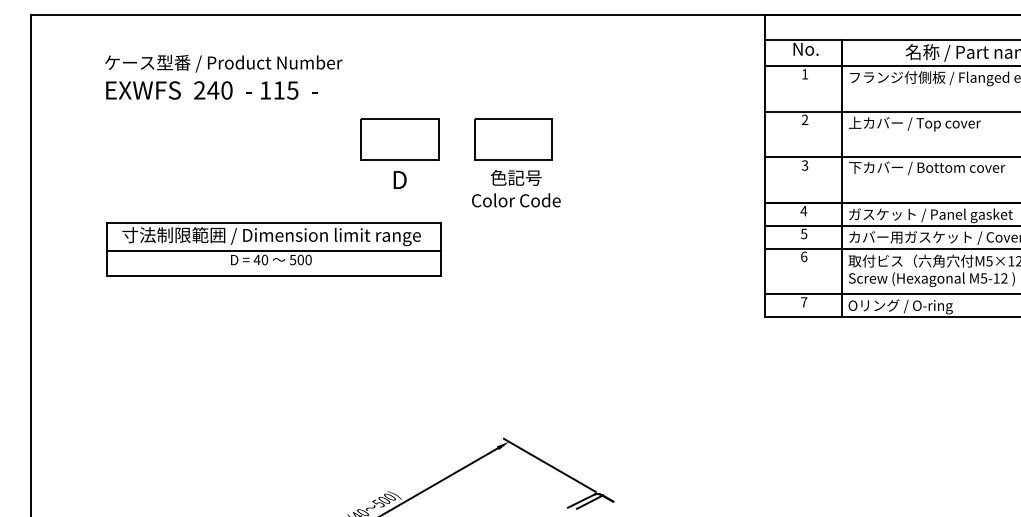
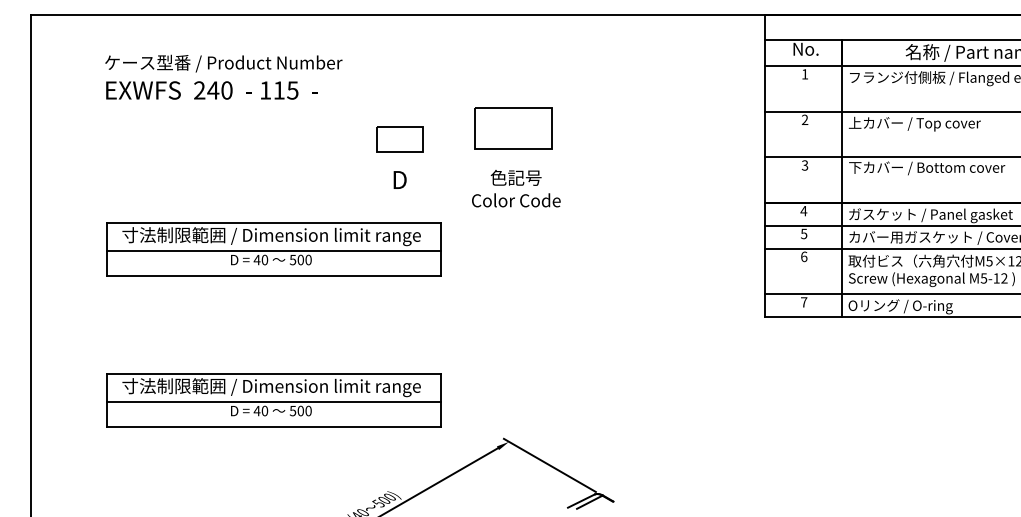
part size: 80x43 px -> 48x27 px (399, 139)
part position: (513, 139) -> (513, 128) (513, 128)
part: none -> present (273, 400)
